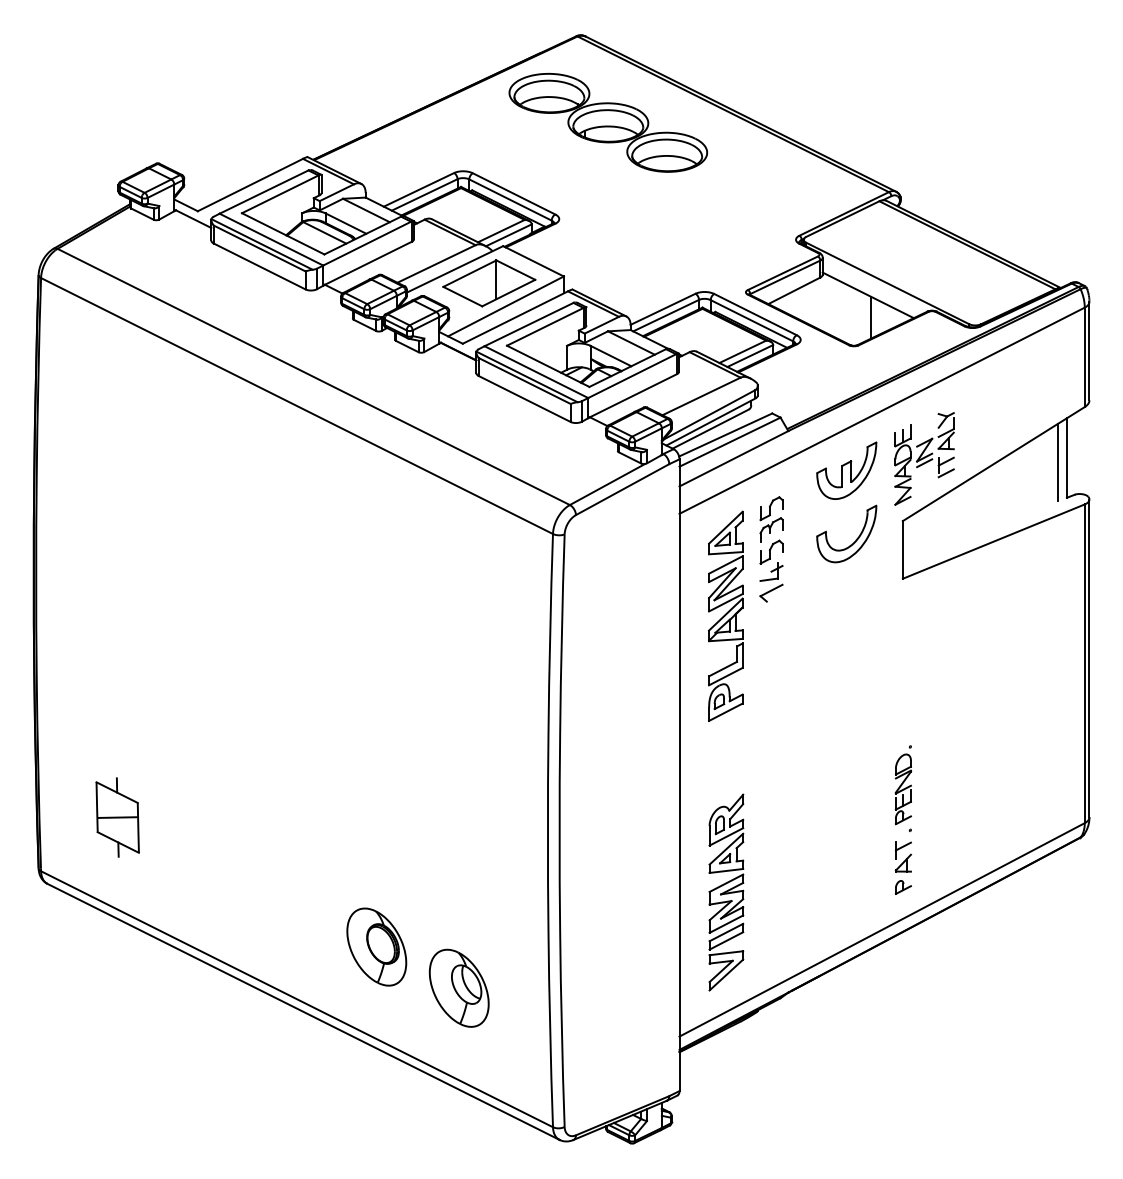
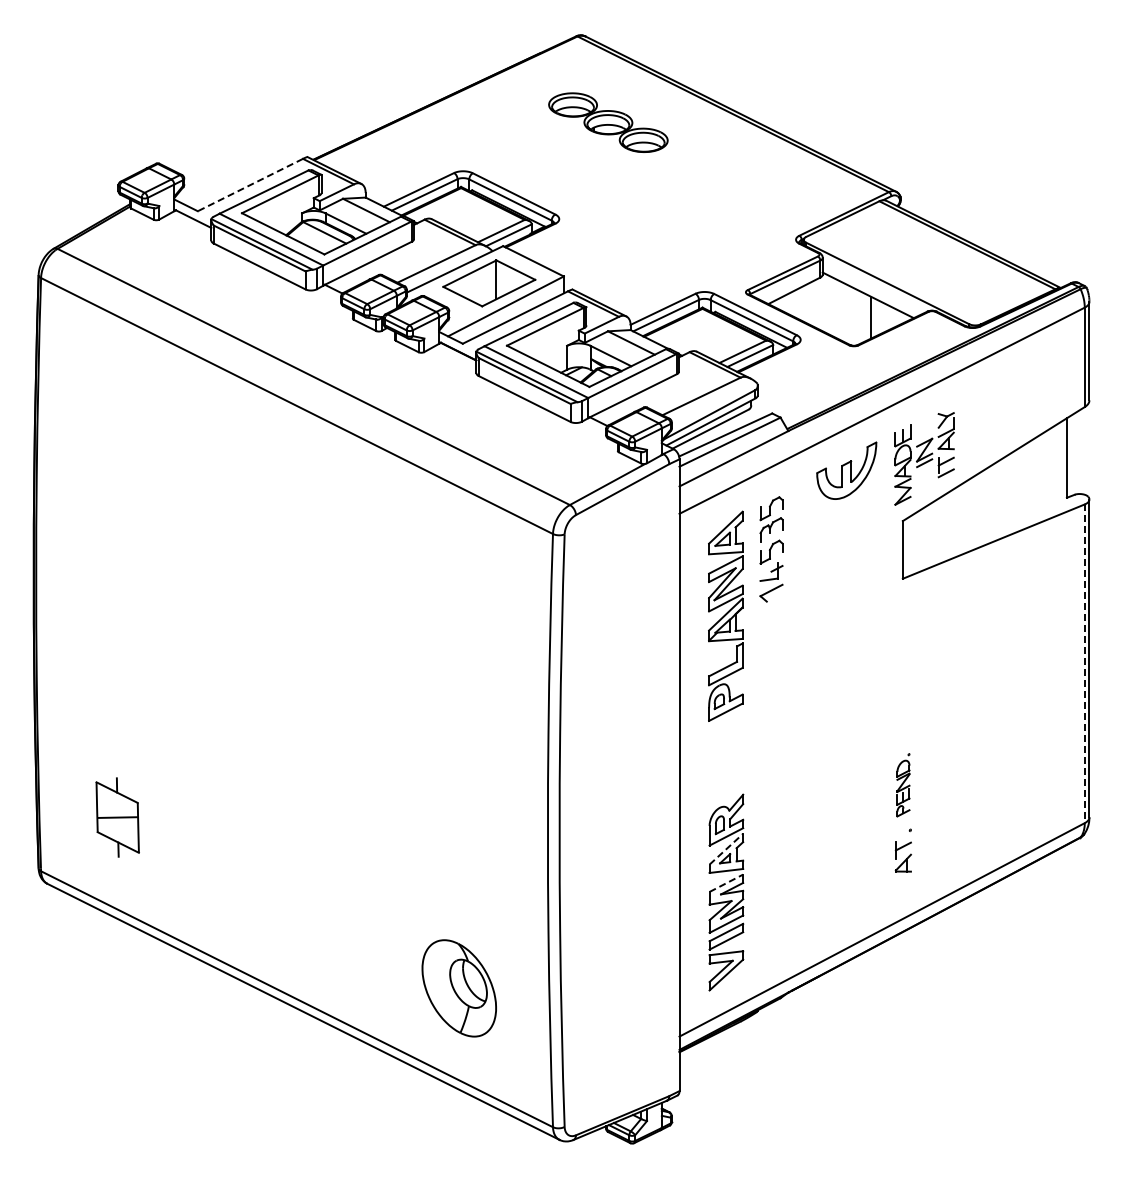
part size: 201x101 px -> 121x61 px (608, 122)
line: solid -> dashed (250, 185)
line: present -> none (1058, 462)
part: present -> none (856, 538)
line: solid -> dashed (1084, 664)
part size: 19x81 px -> 15x65 px (903, 785)
line: solid -> dashed (726, 849)
line: solid -> dashed (726, 883)
part: present -> none (902, 887)
part: present -> none (376, 946)
part size: 62x80 px -> 76x99 px (458, 988)
